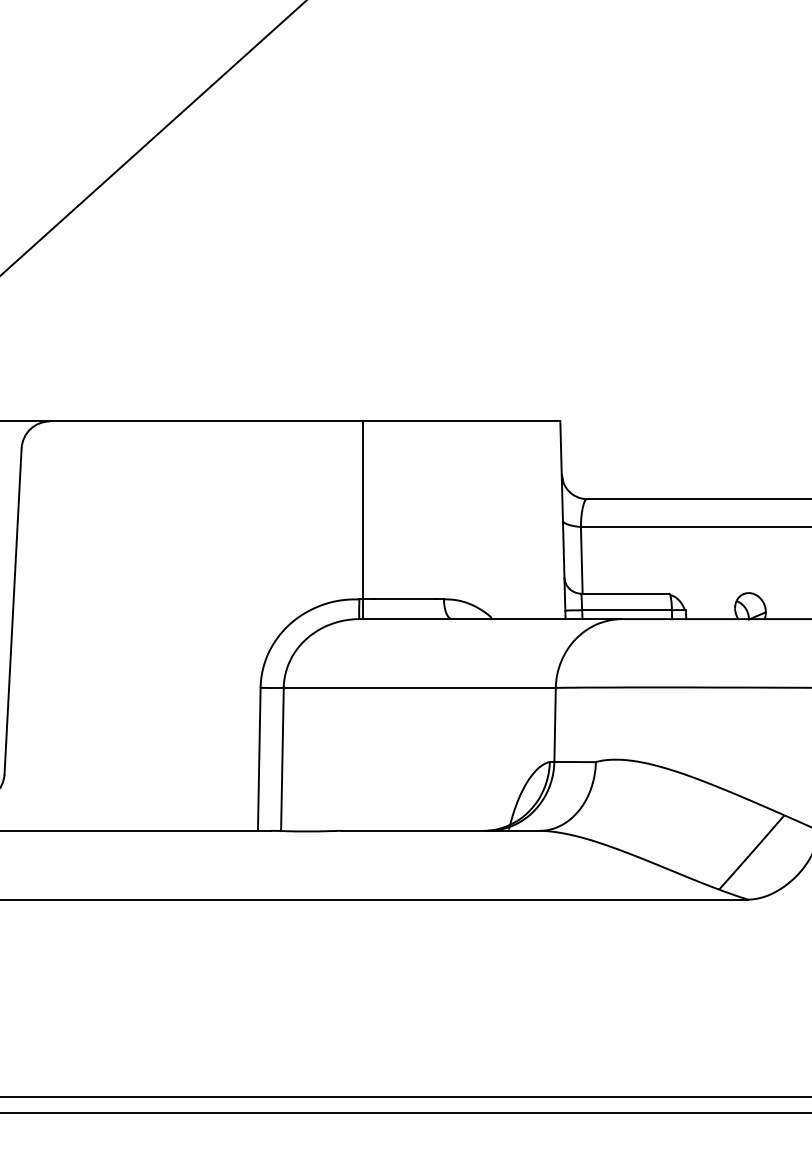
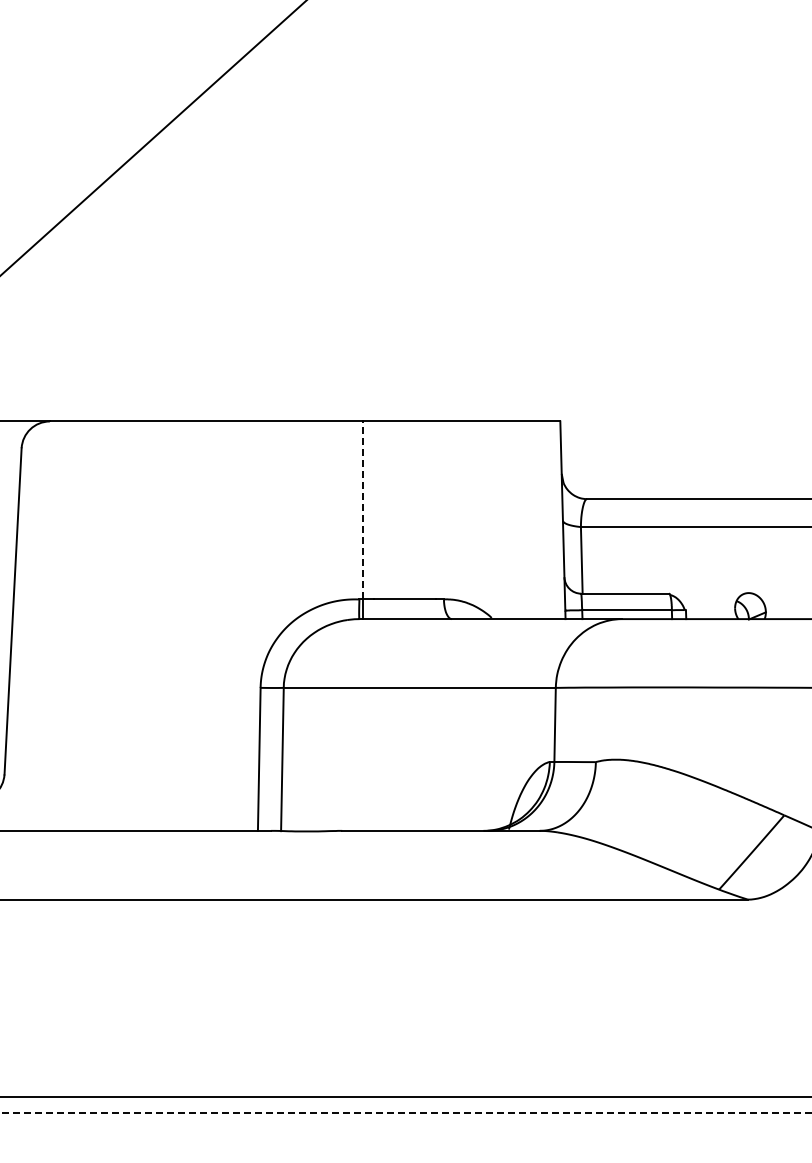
line: solid -> dashed (363, 509)
line: solid -> dashed (405, 1113)
